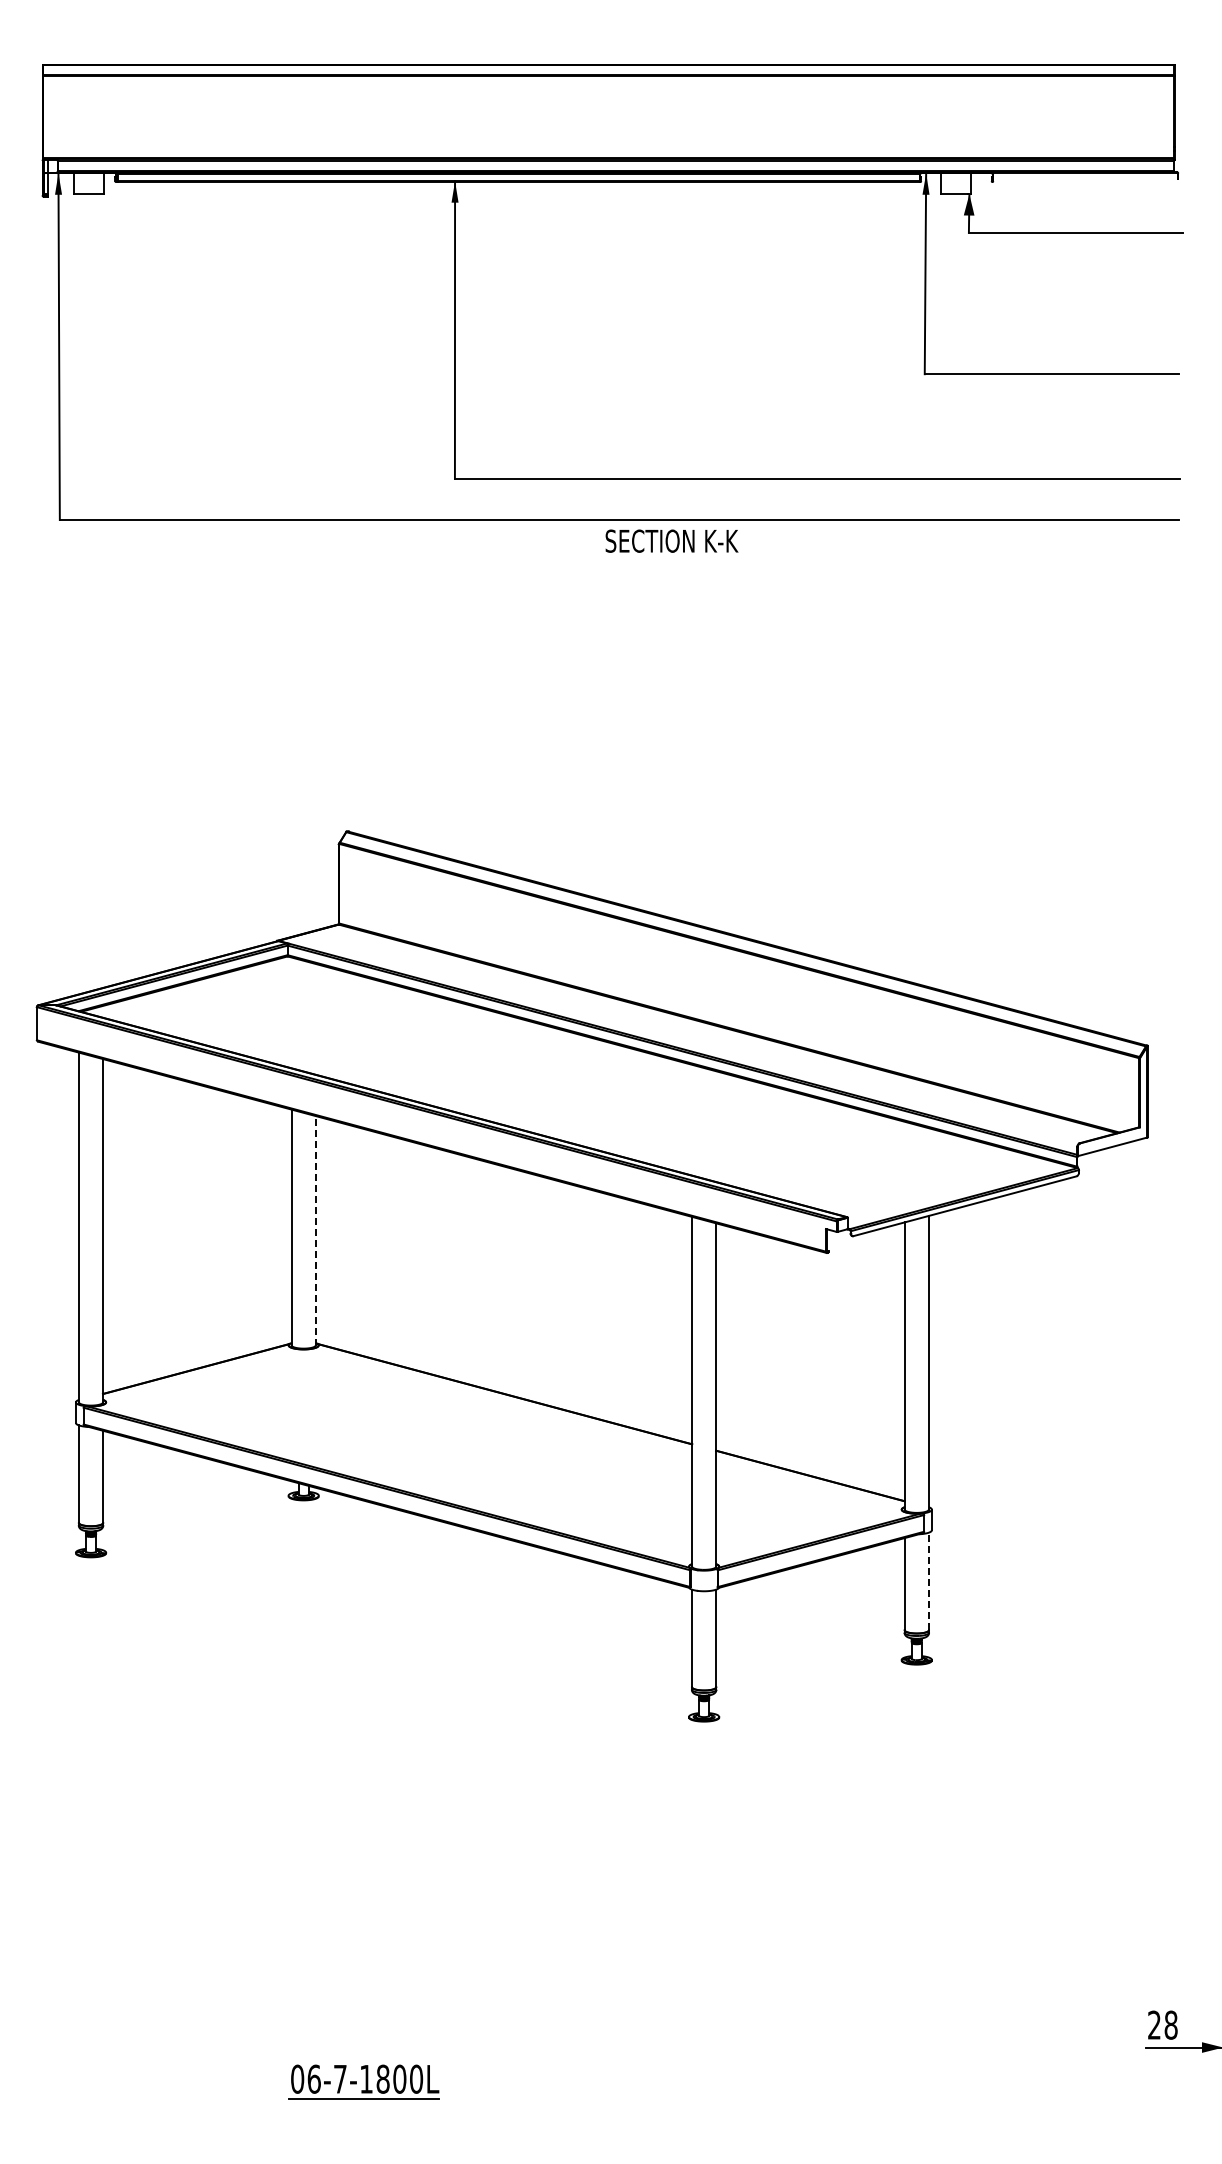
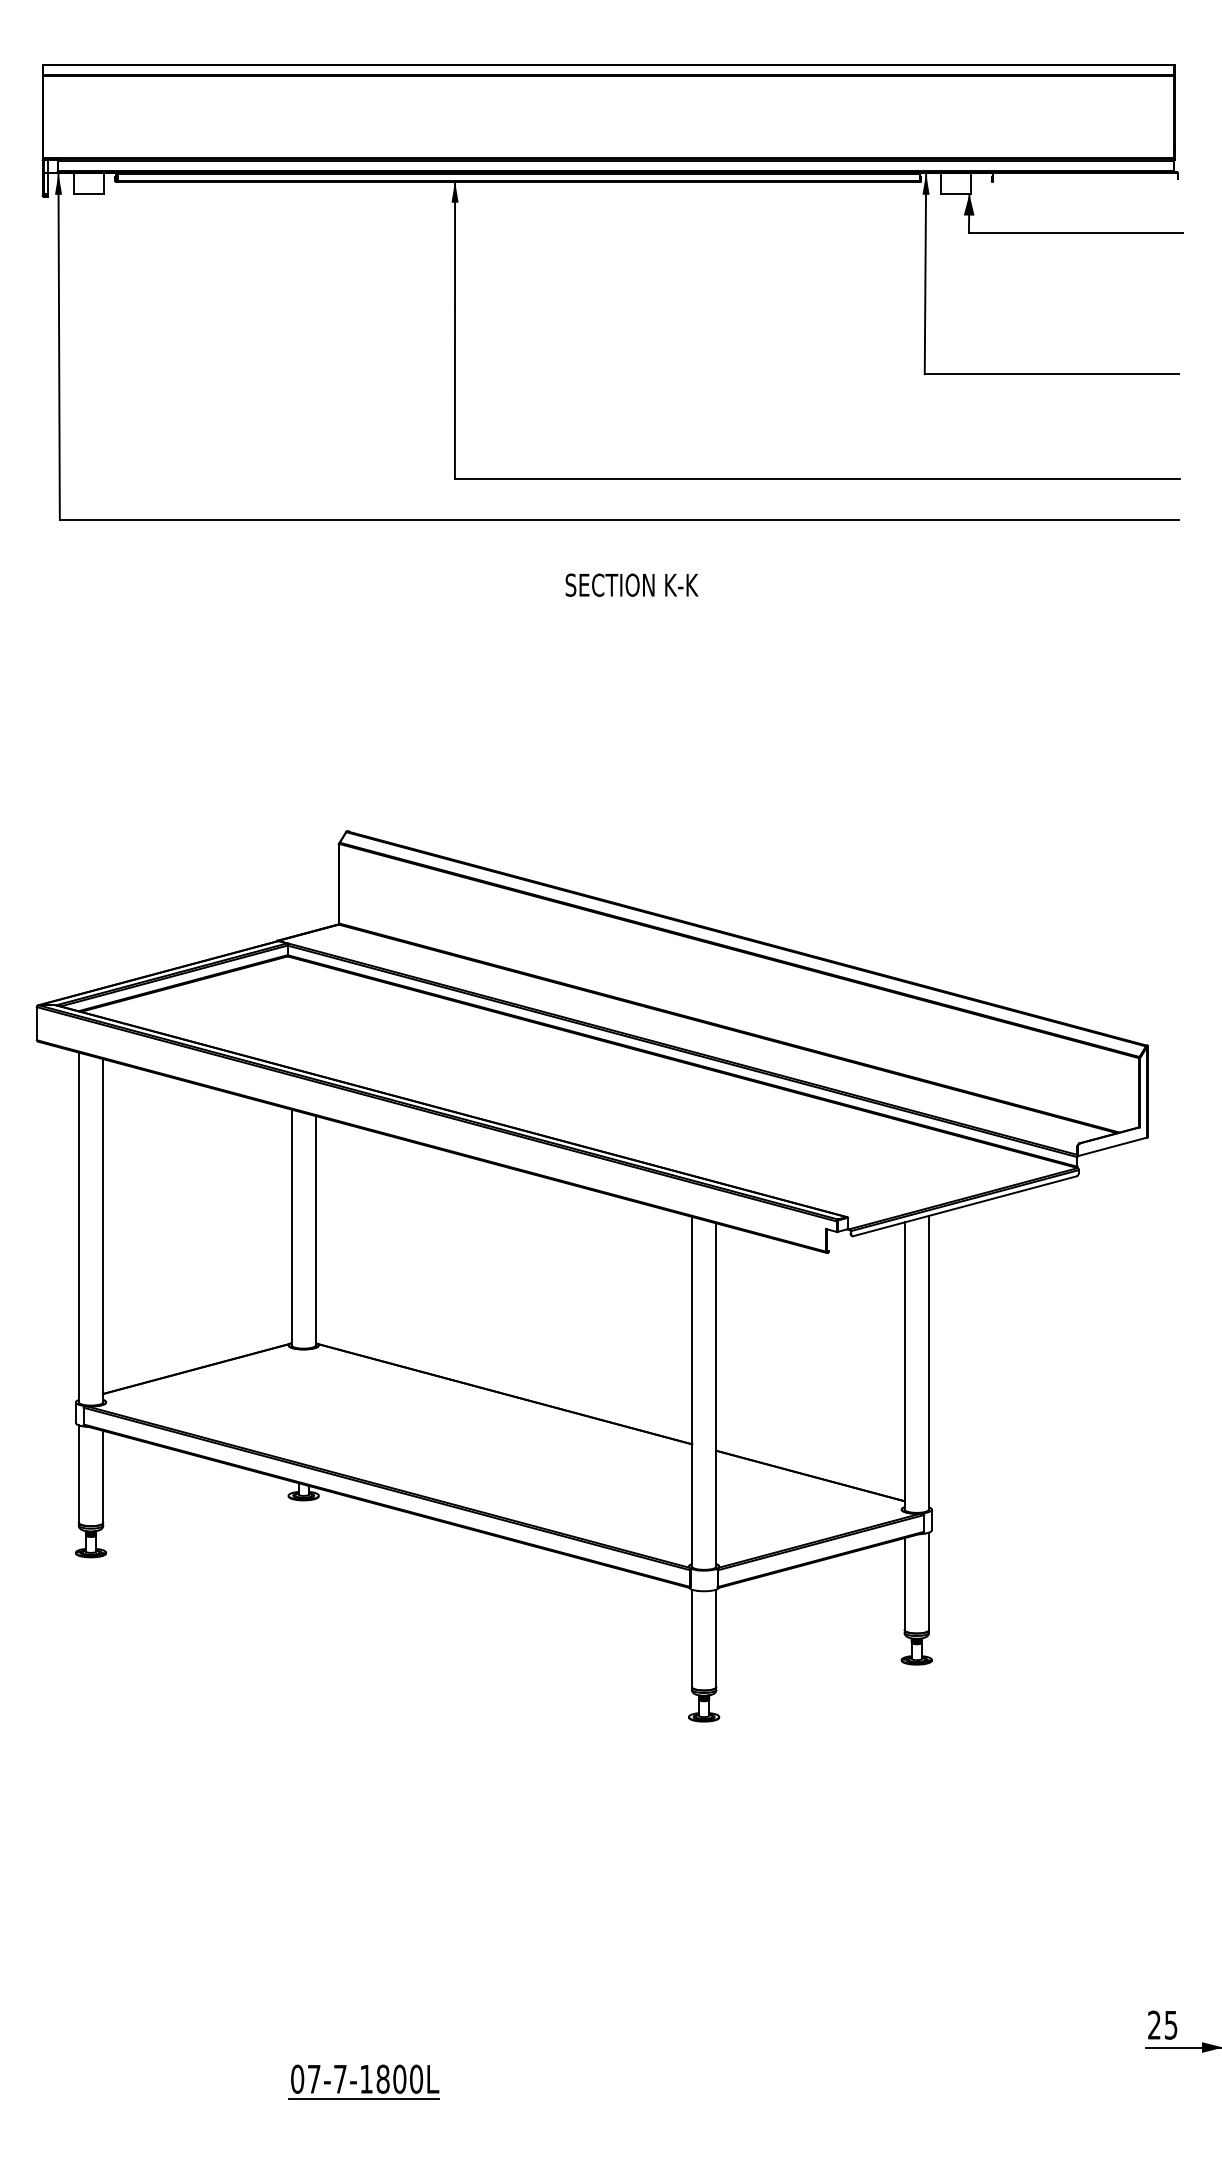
text position: (671, 540) -> (631, 584) (631, 584)
line: dashed -> solid (315, 1230)
line: dashed -> solid (928, 1581)
text: 28 -> 25 (1170, 2024)
text: 06-7-1800L -> 07-7-1800L (313, 2078)
